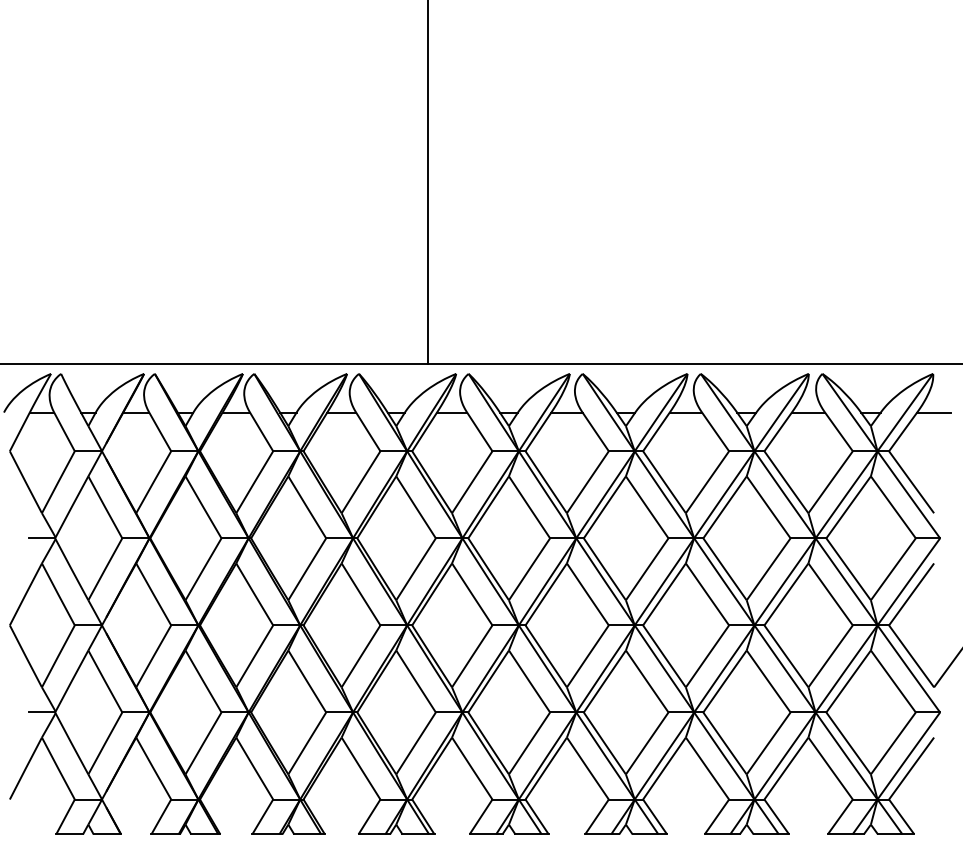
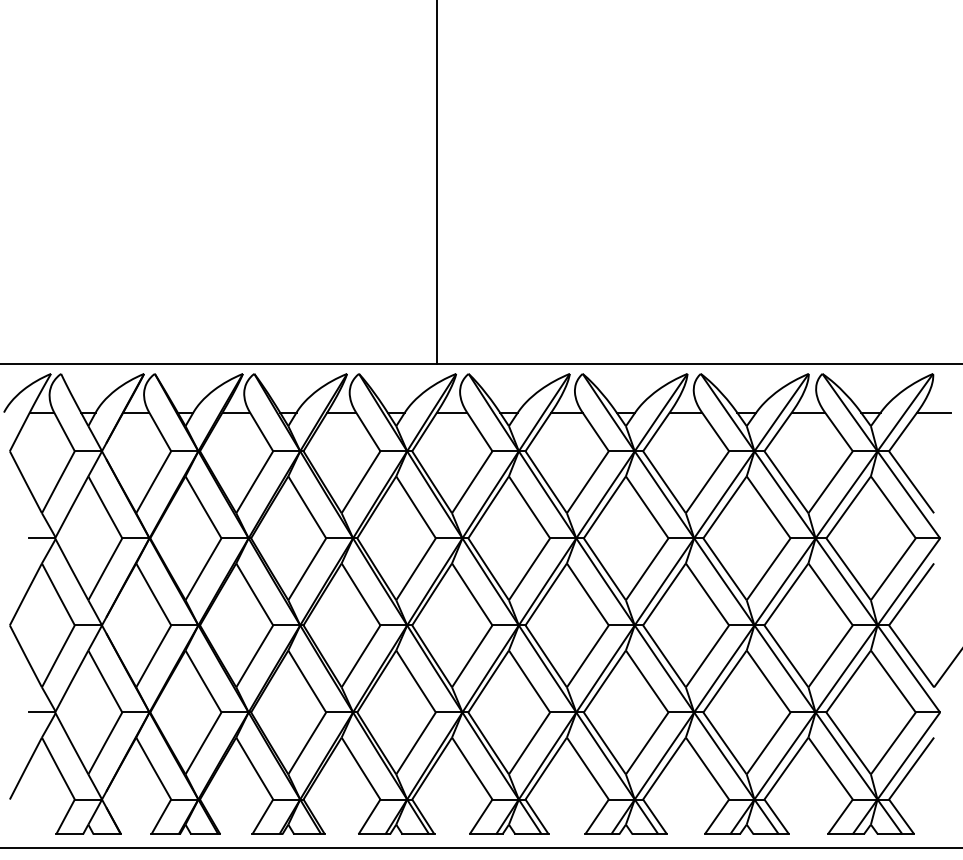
line position: (427, 183) -> (436, 183) (436, 183)
line: none -> present (480, 847)
